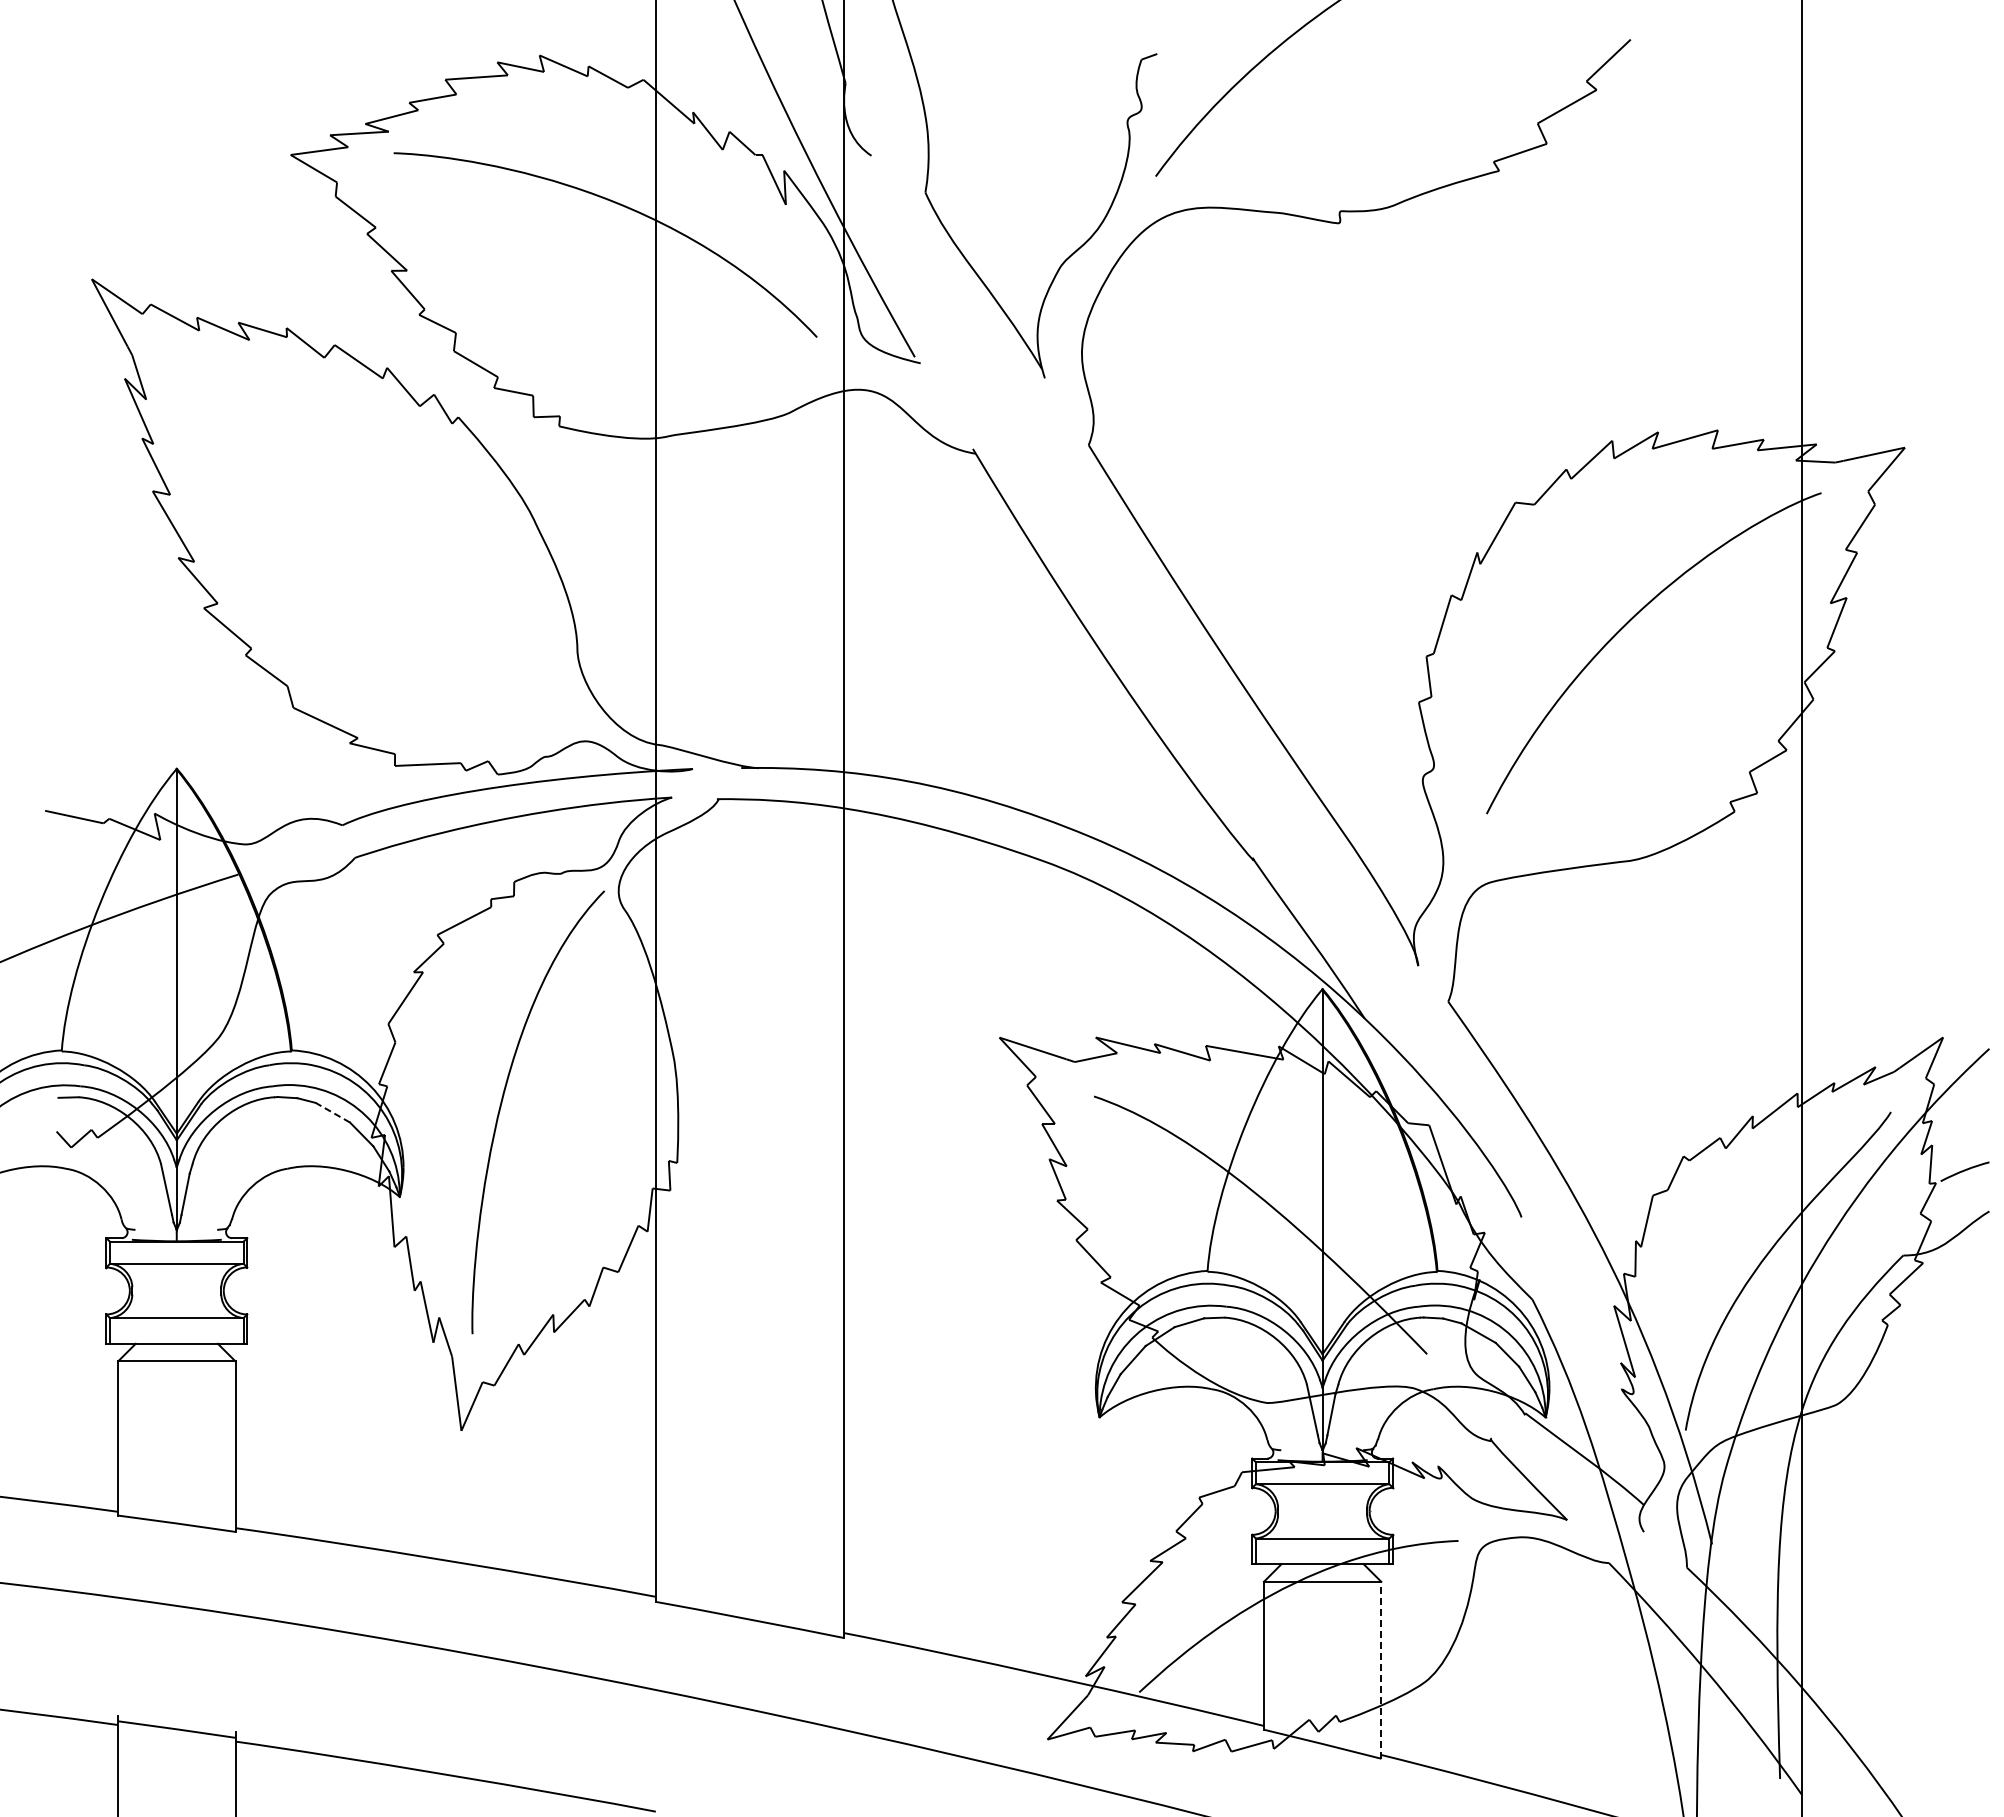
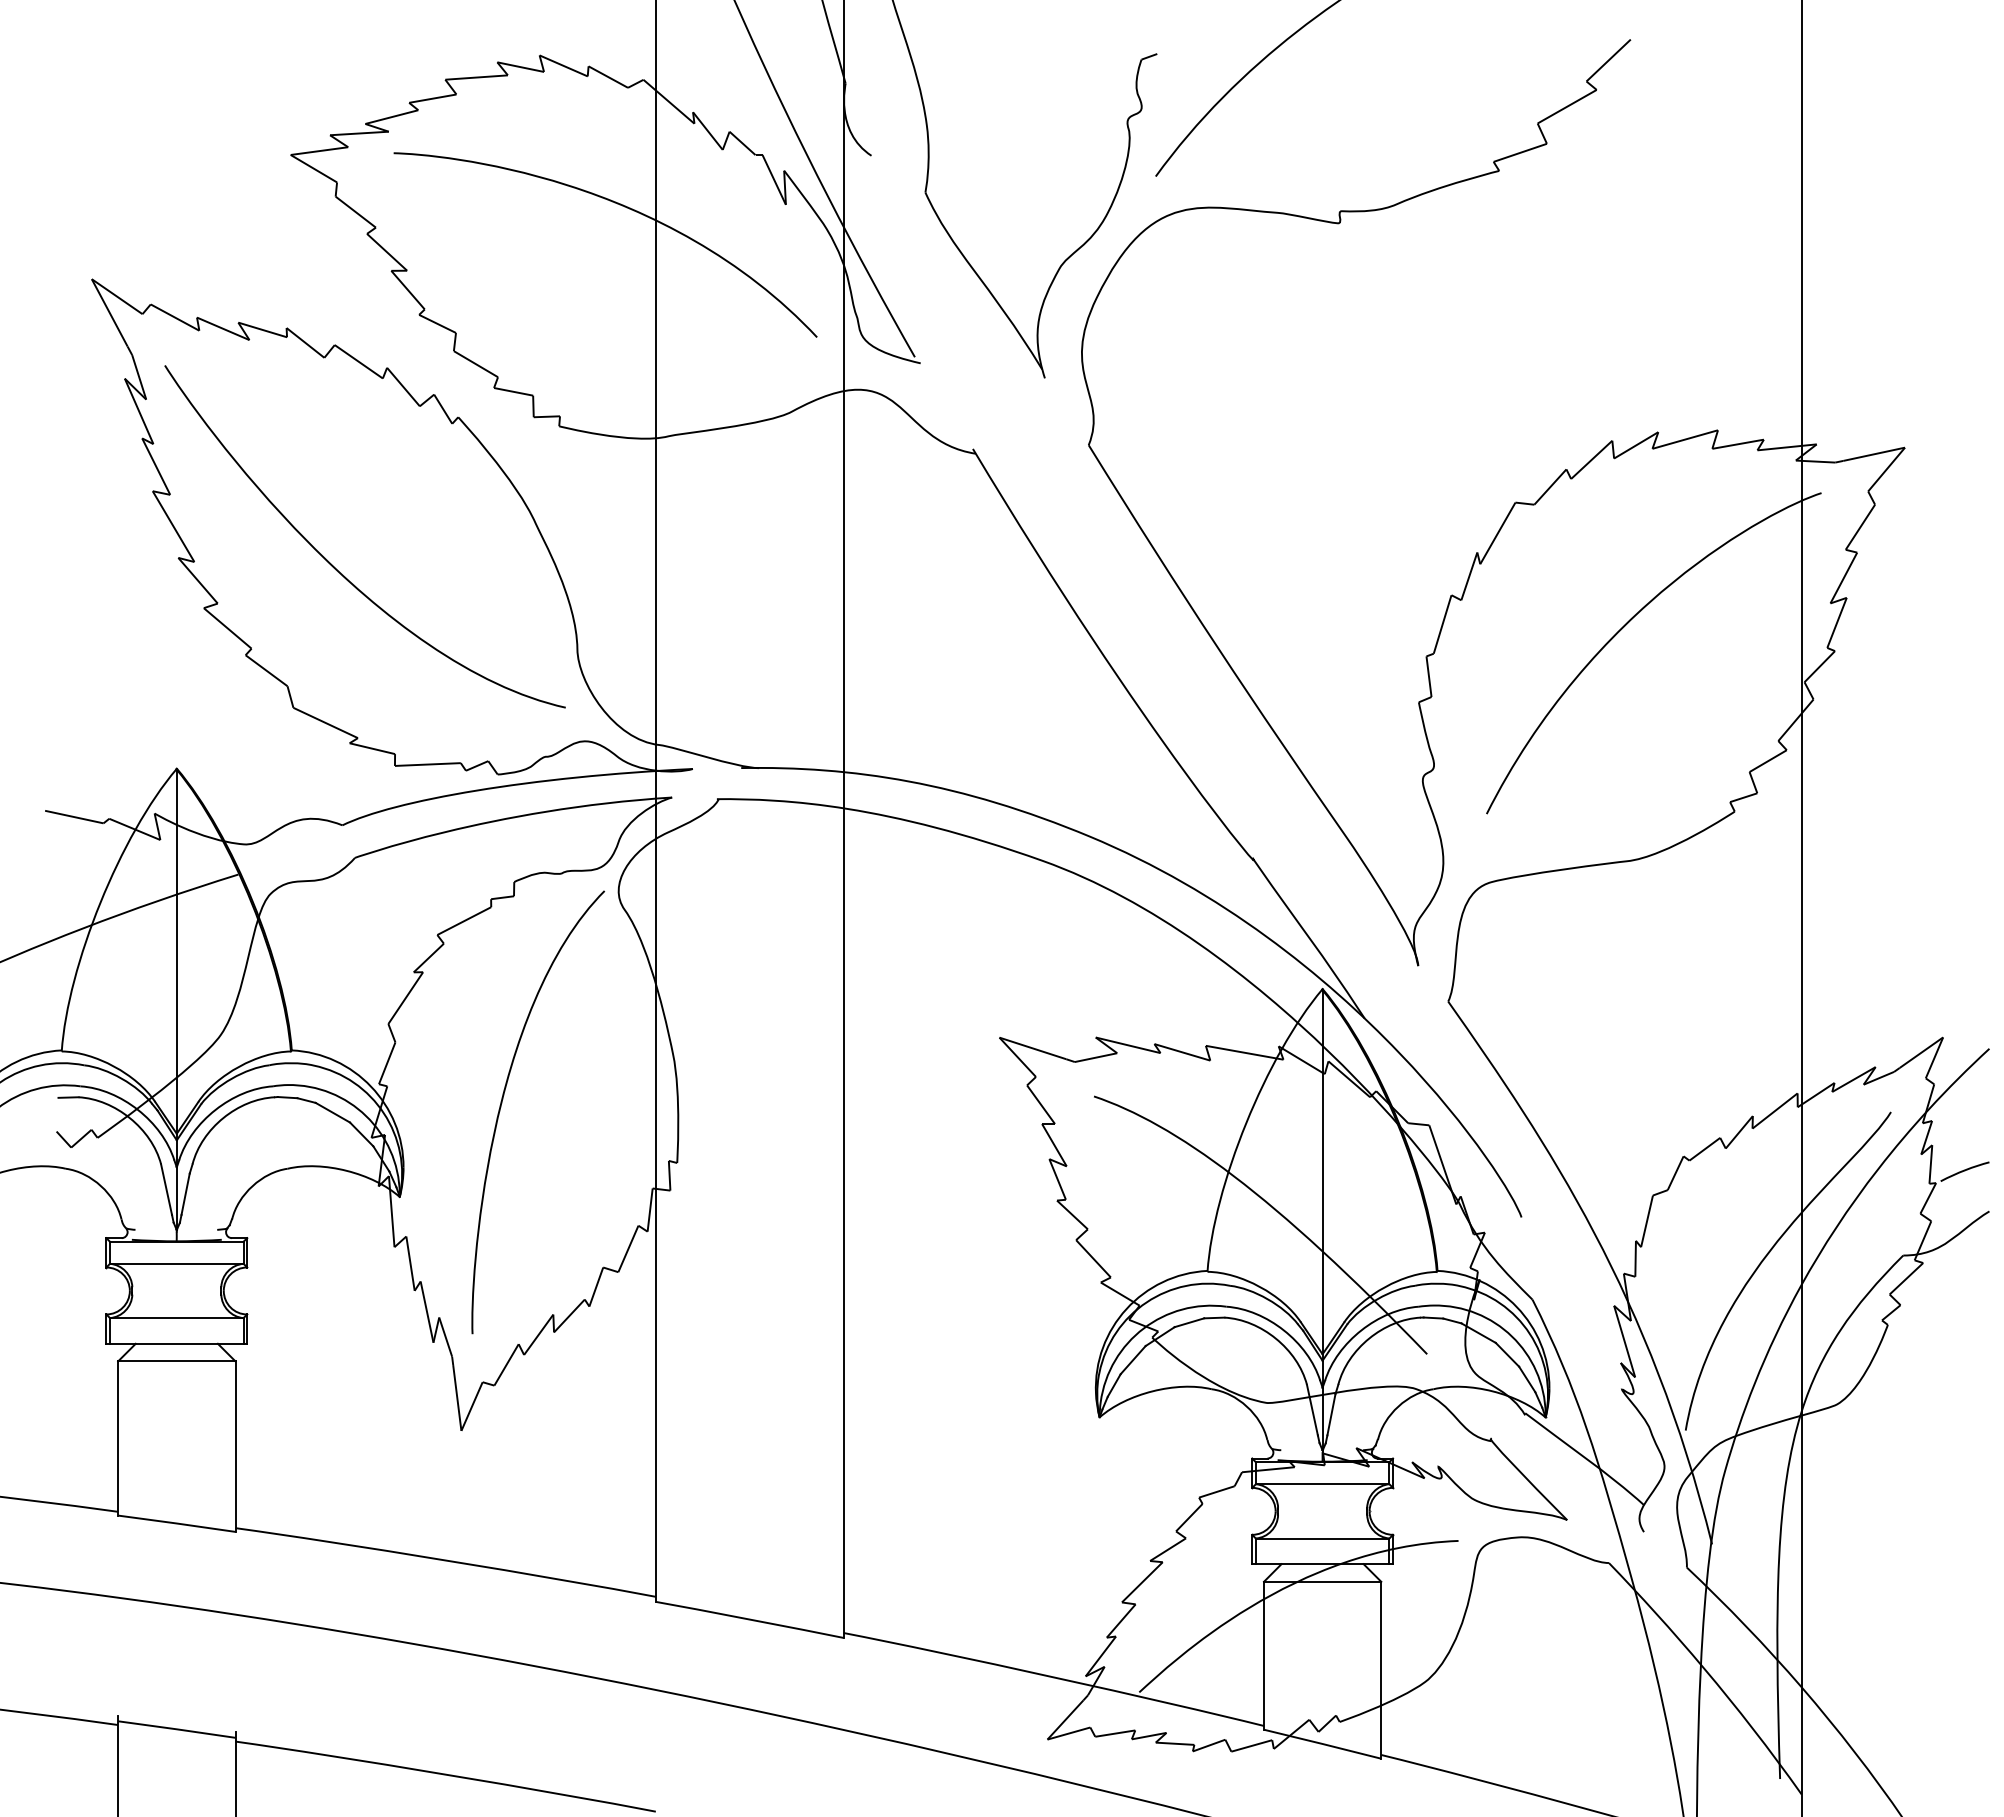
curve: none -> present (334, 566)
line: dashed -> solid (332, 1112)
line: dashed -> solid (1381, 1669)
